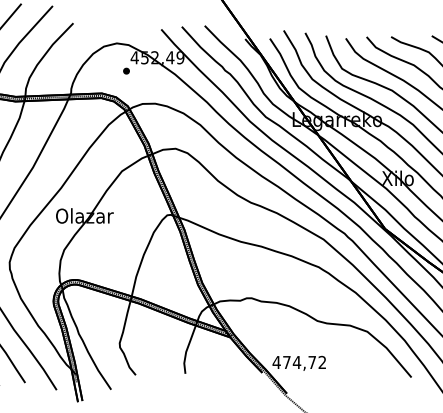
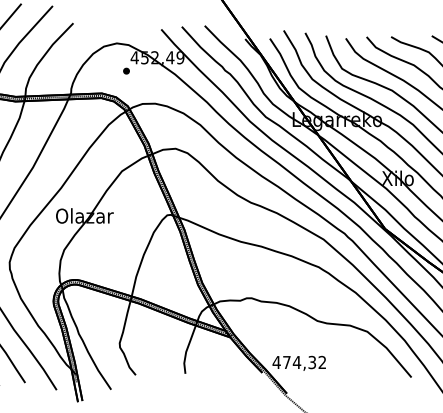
text: 474,72 -> 474,32 (312, 362)
